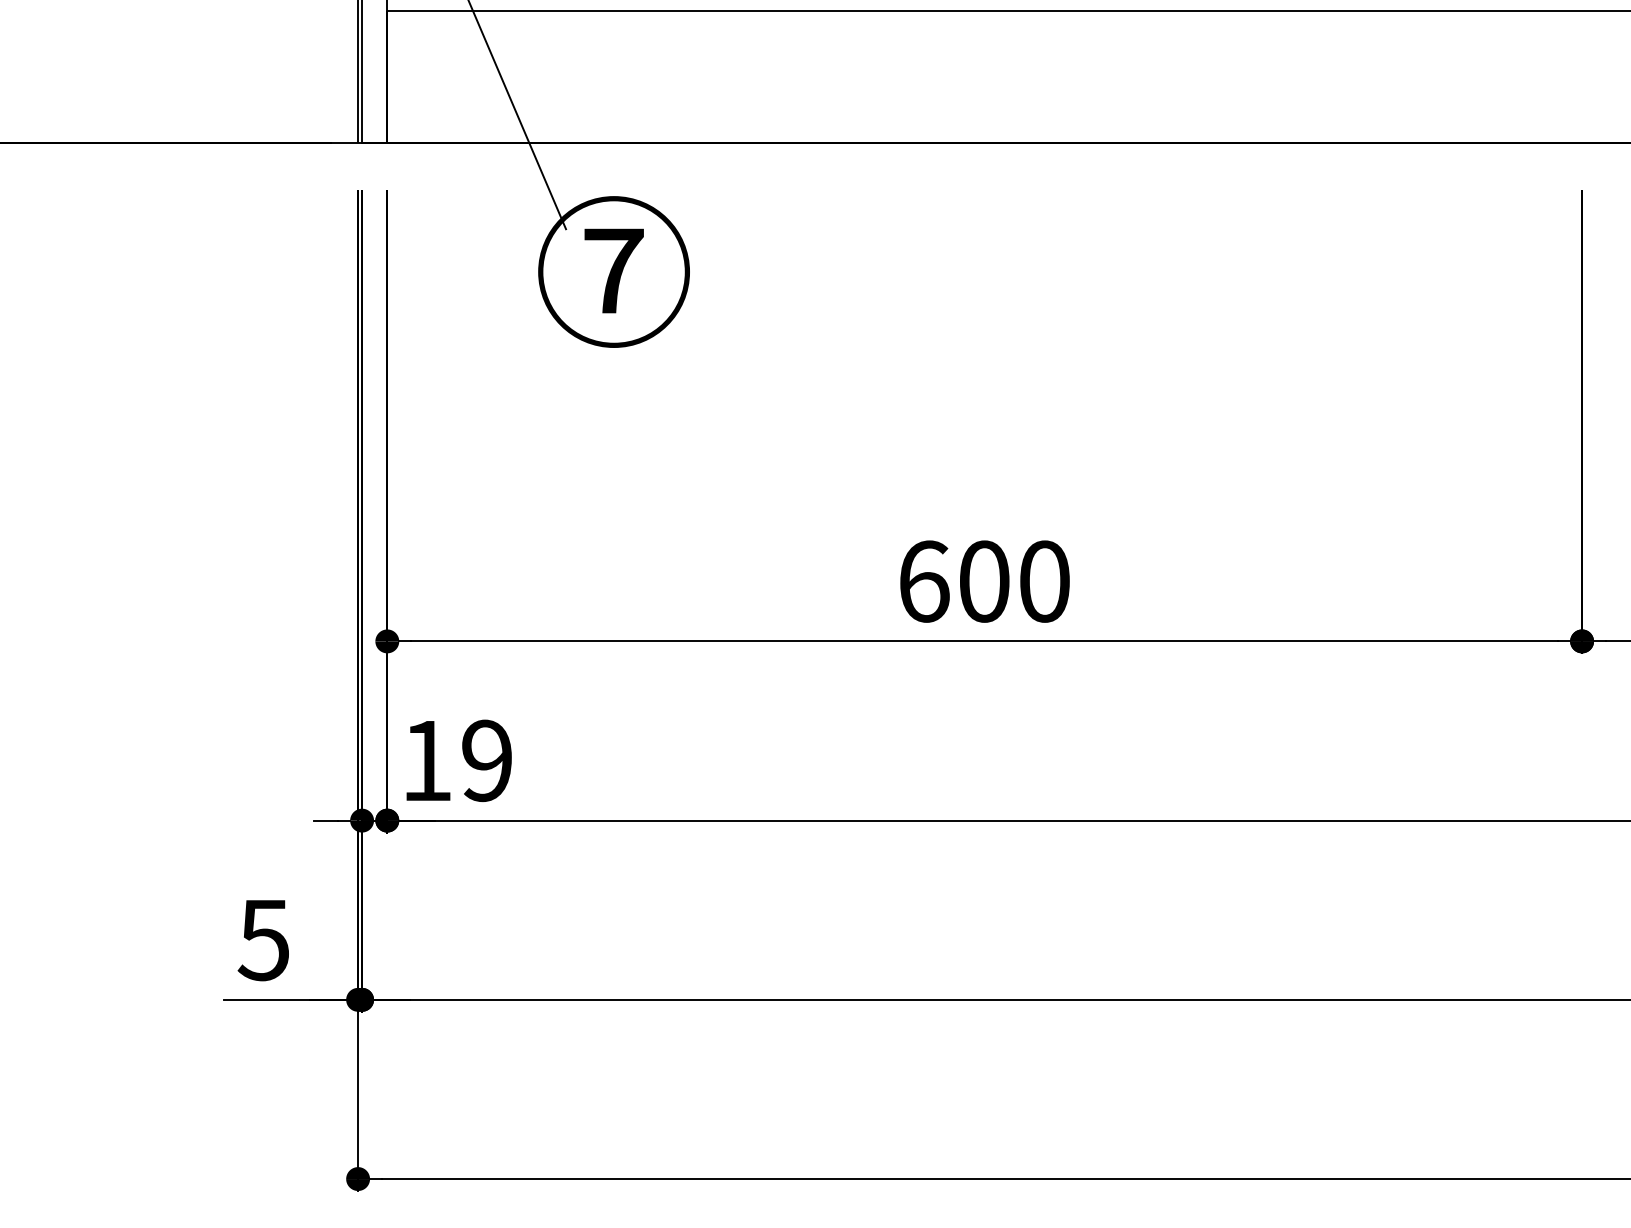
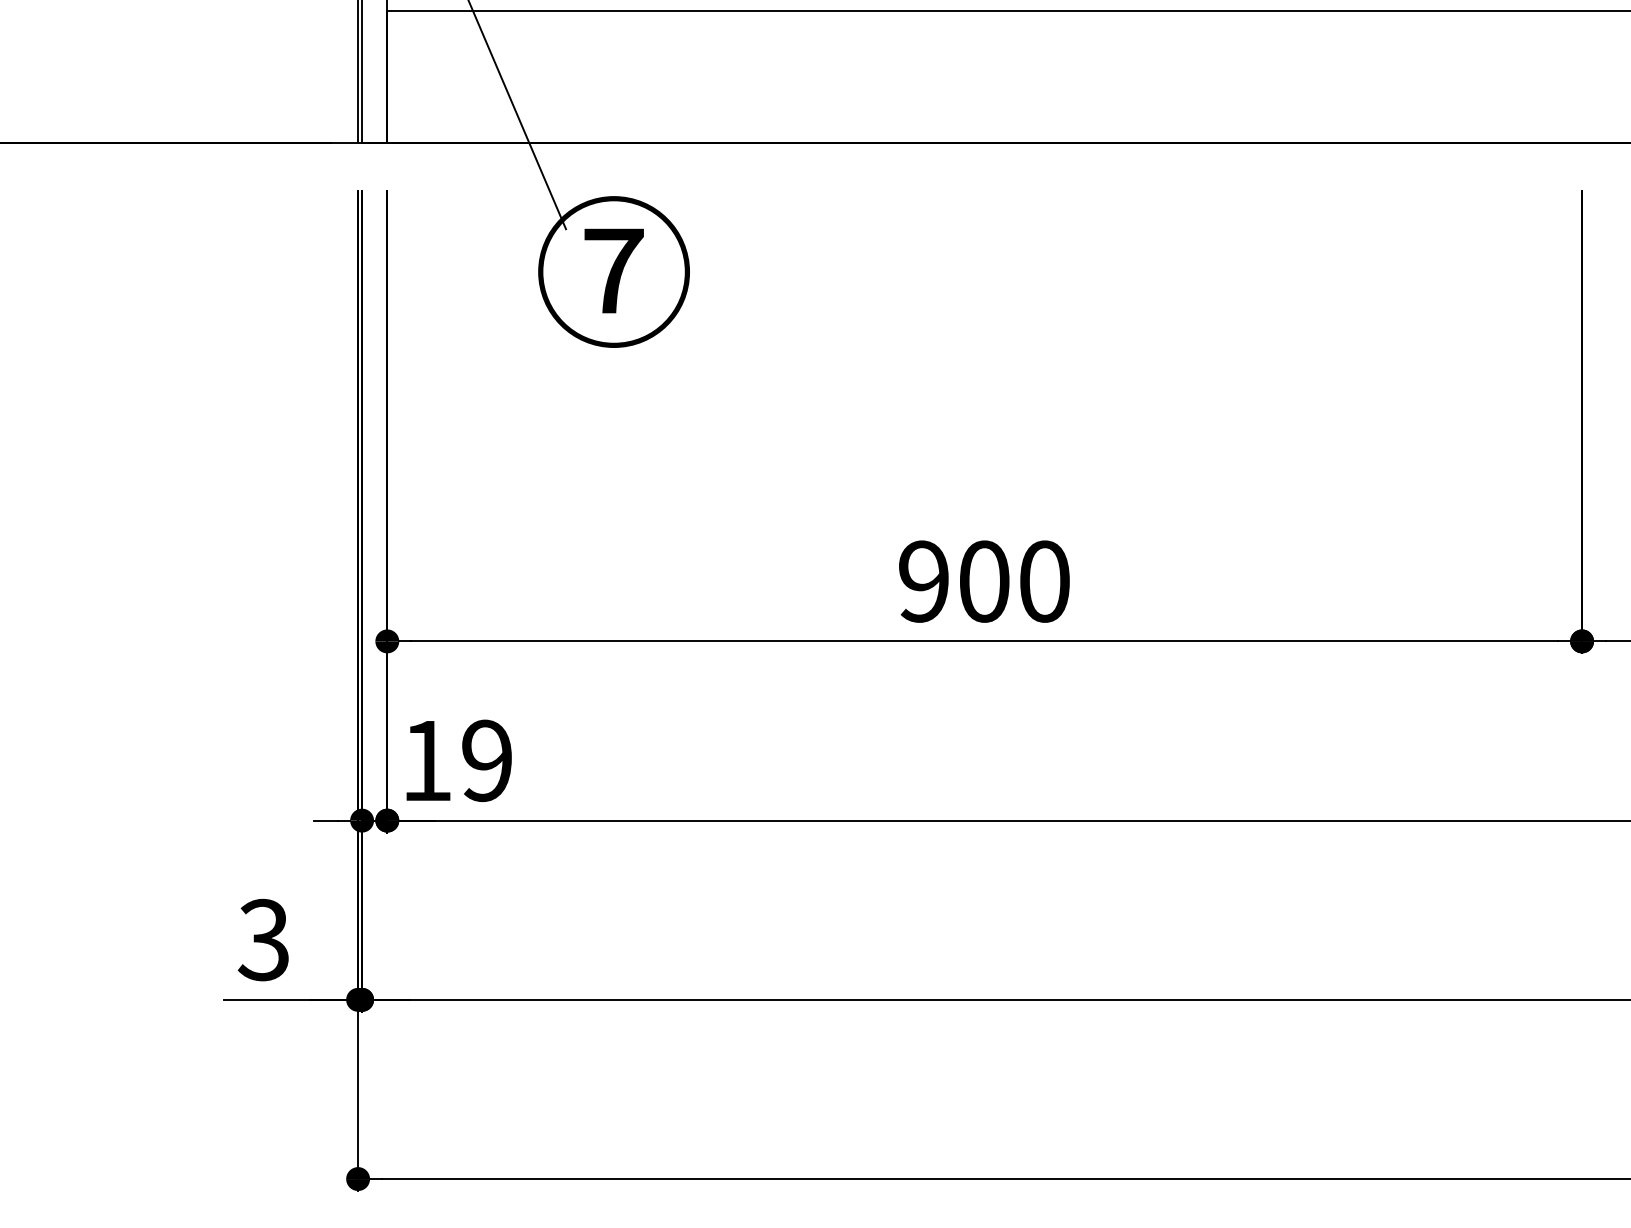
text: 600 -> 900 (924, 581)
text: 5 -> 3 (262, 939)
